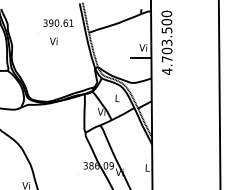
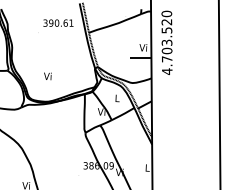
text: 4.703.500 -> 4.703.520 (166, 22)
text position: (53, 41) -> (47, 76) (47, 76)
